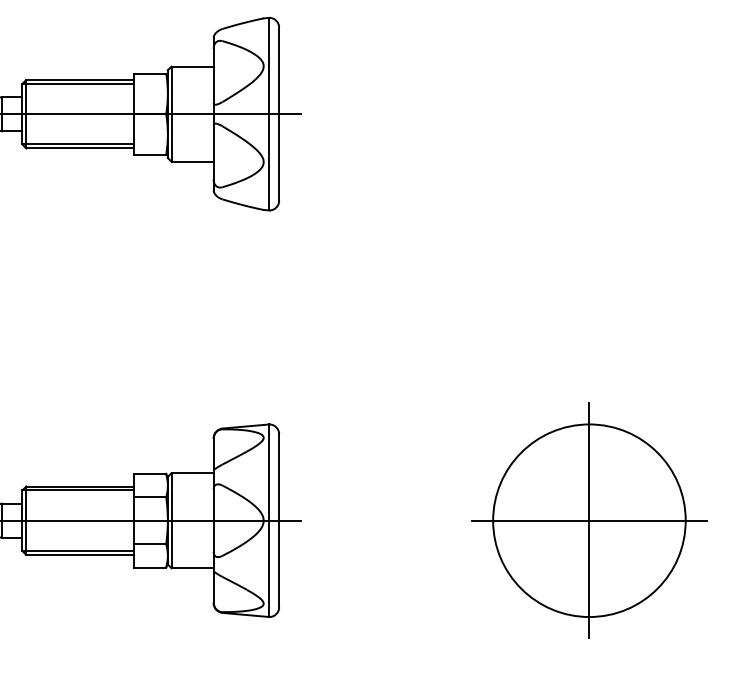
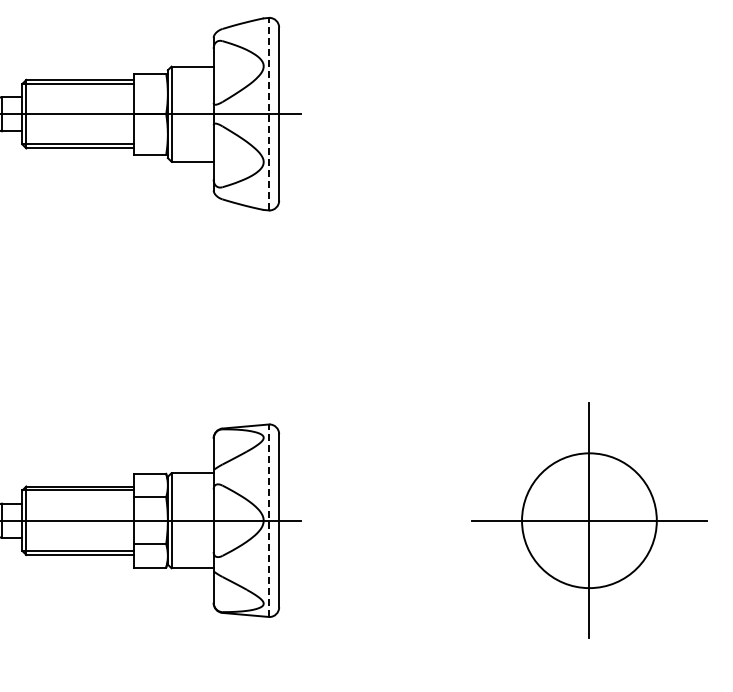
line: solid -> dashed (269, 113)
line: solid -> dashed (269, 520)
circle diameter: 193 px -> 135 px (589, 520)
